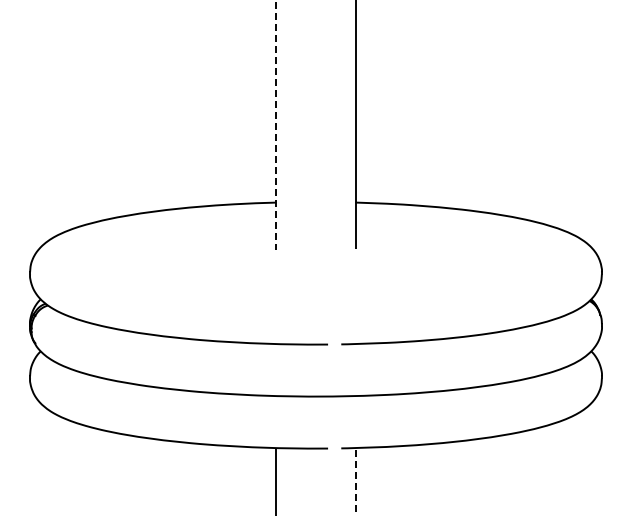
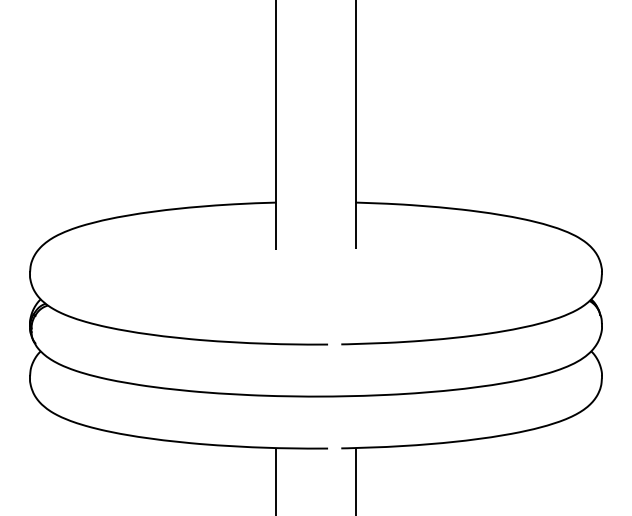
line: dashed -> solid (276, 125)
line: dashed -> solid (355, 481)
